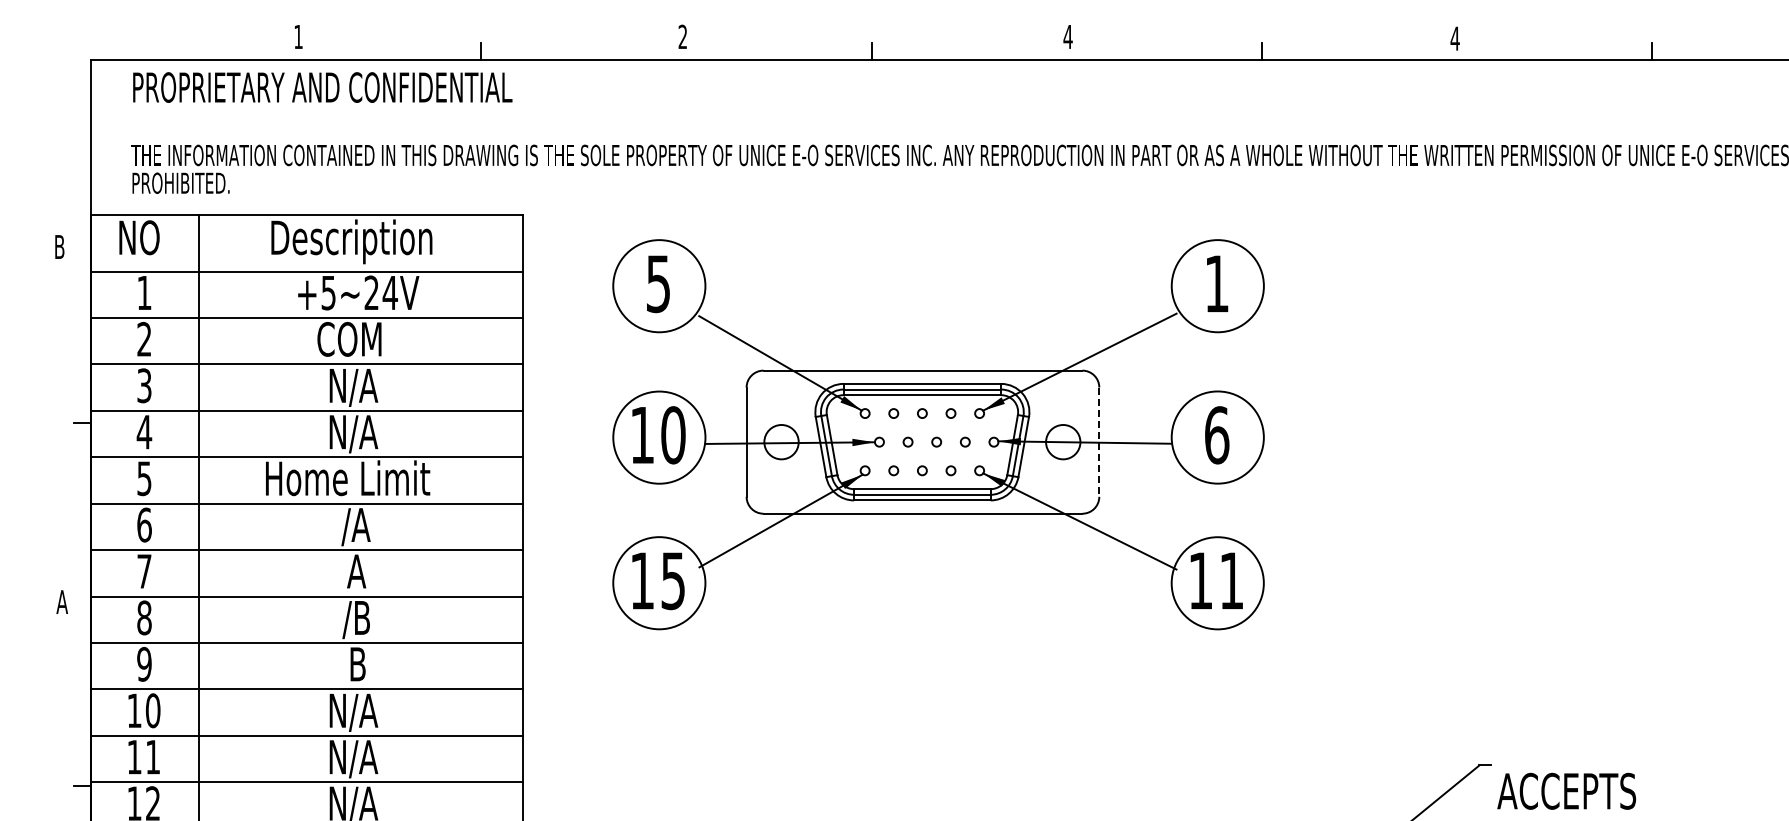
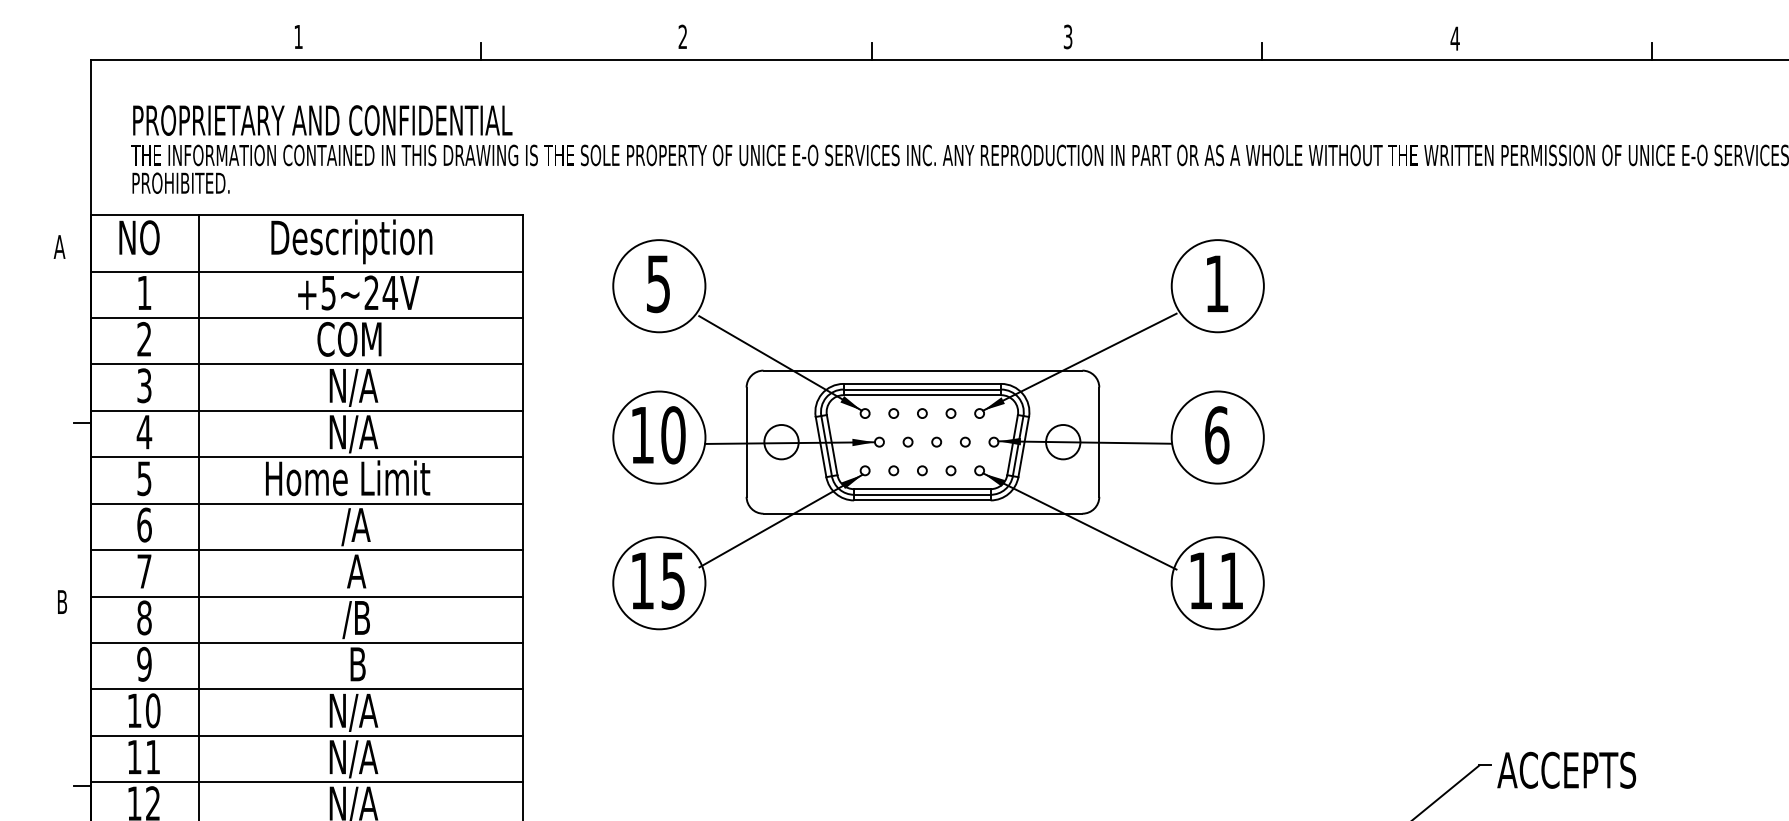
text: 4 -> 3 (1067, 36)
text position: (322, 87) -> (322, 120) (322, 120)
text: B -> A (59, 246)
line: dashed -> solid (1099, 442)
text: A -> B (62, 601)
text position: (1566, 790) -> (1566, 769) (1566, 769)
